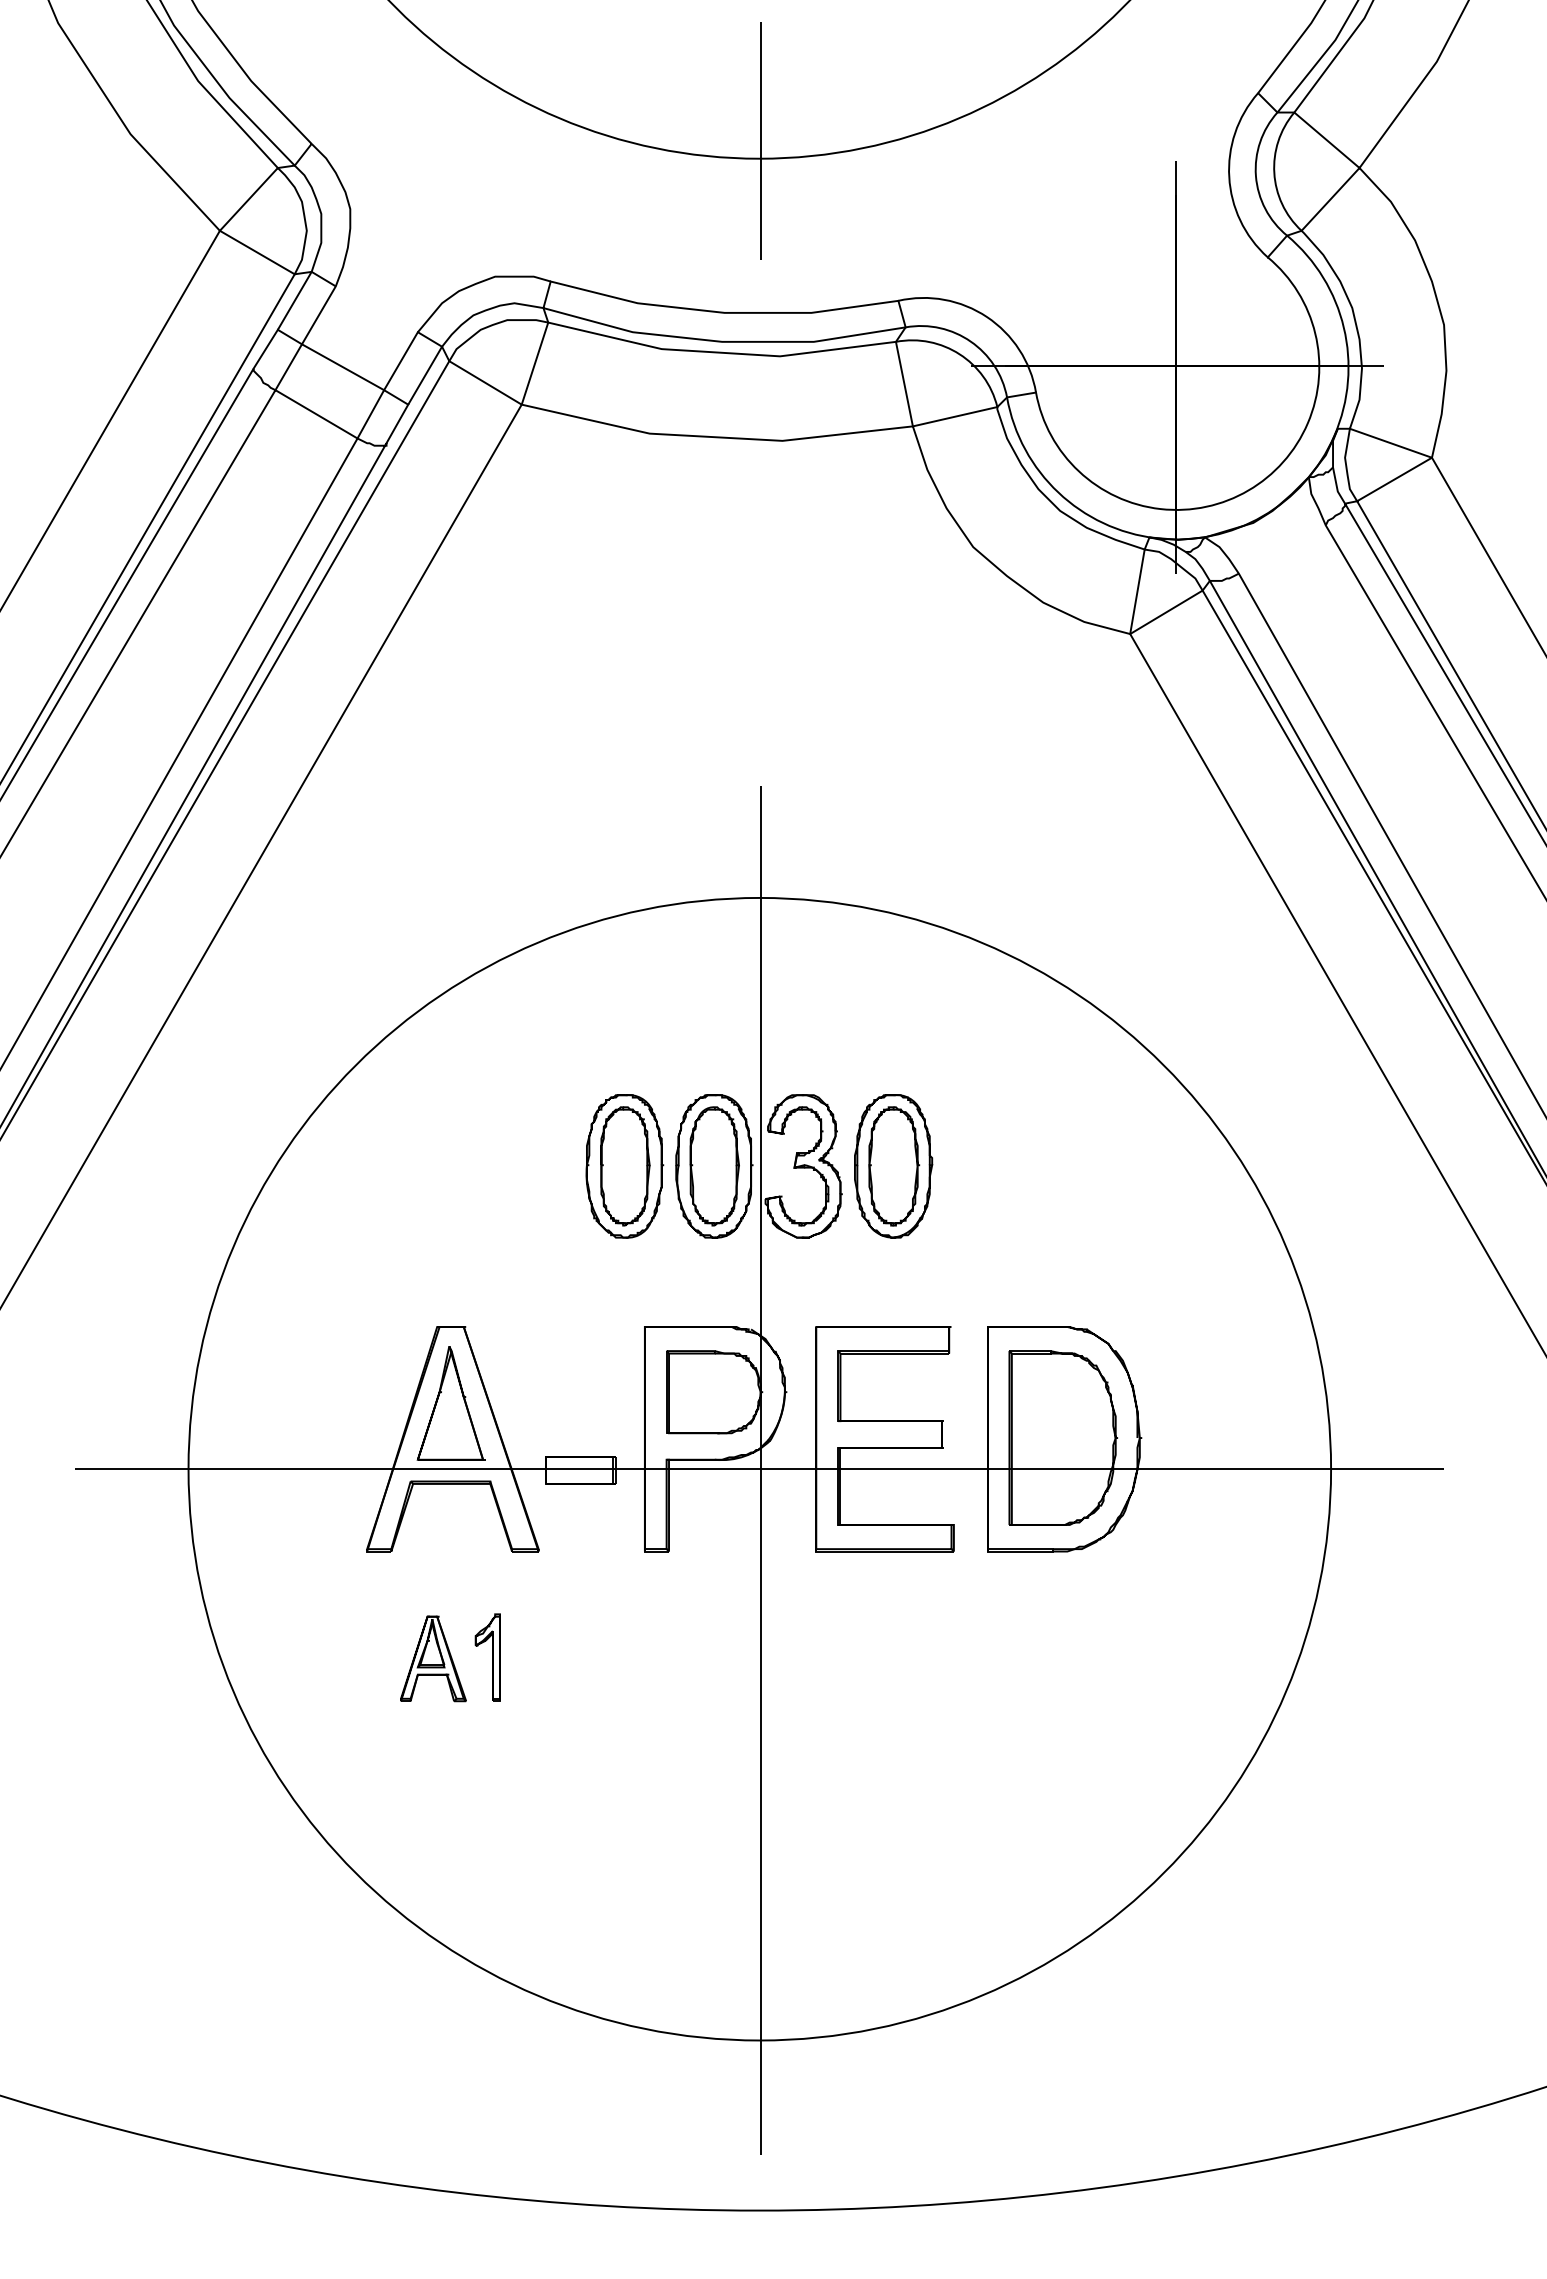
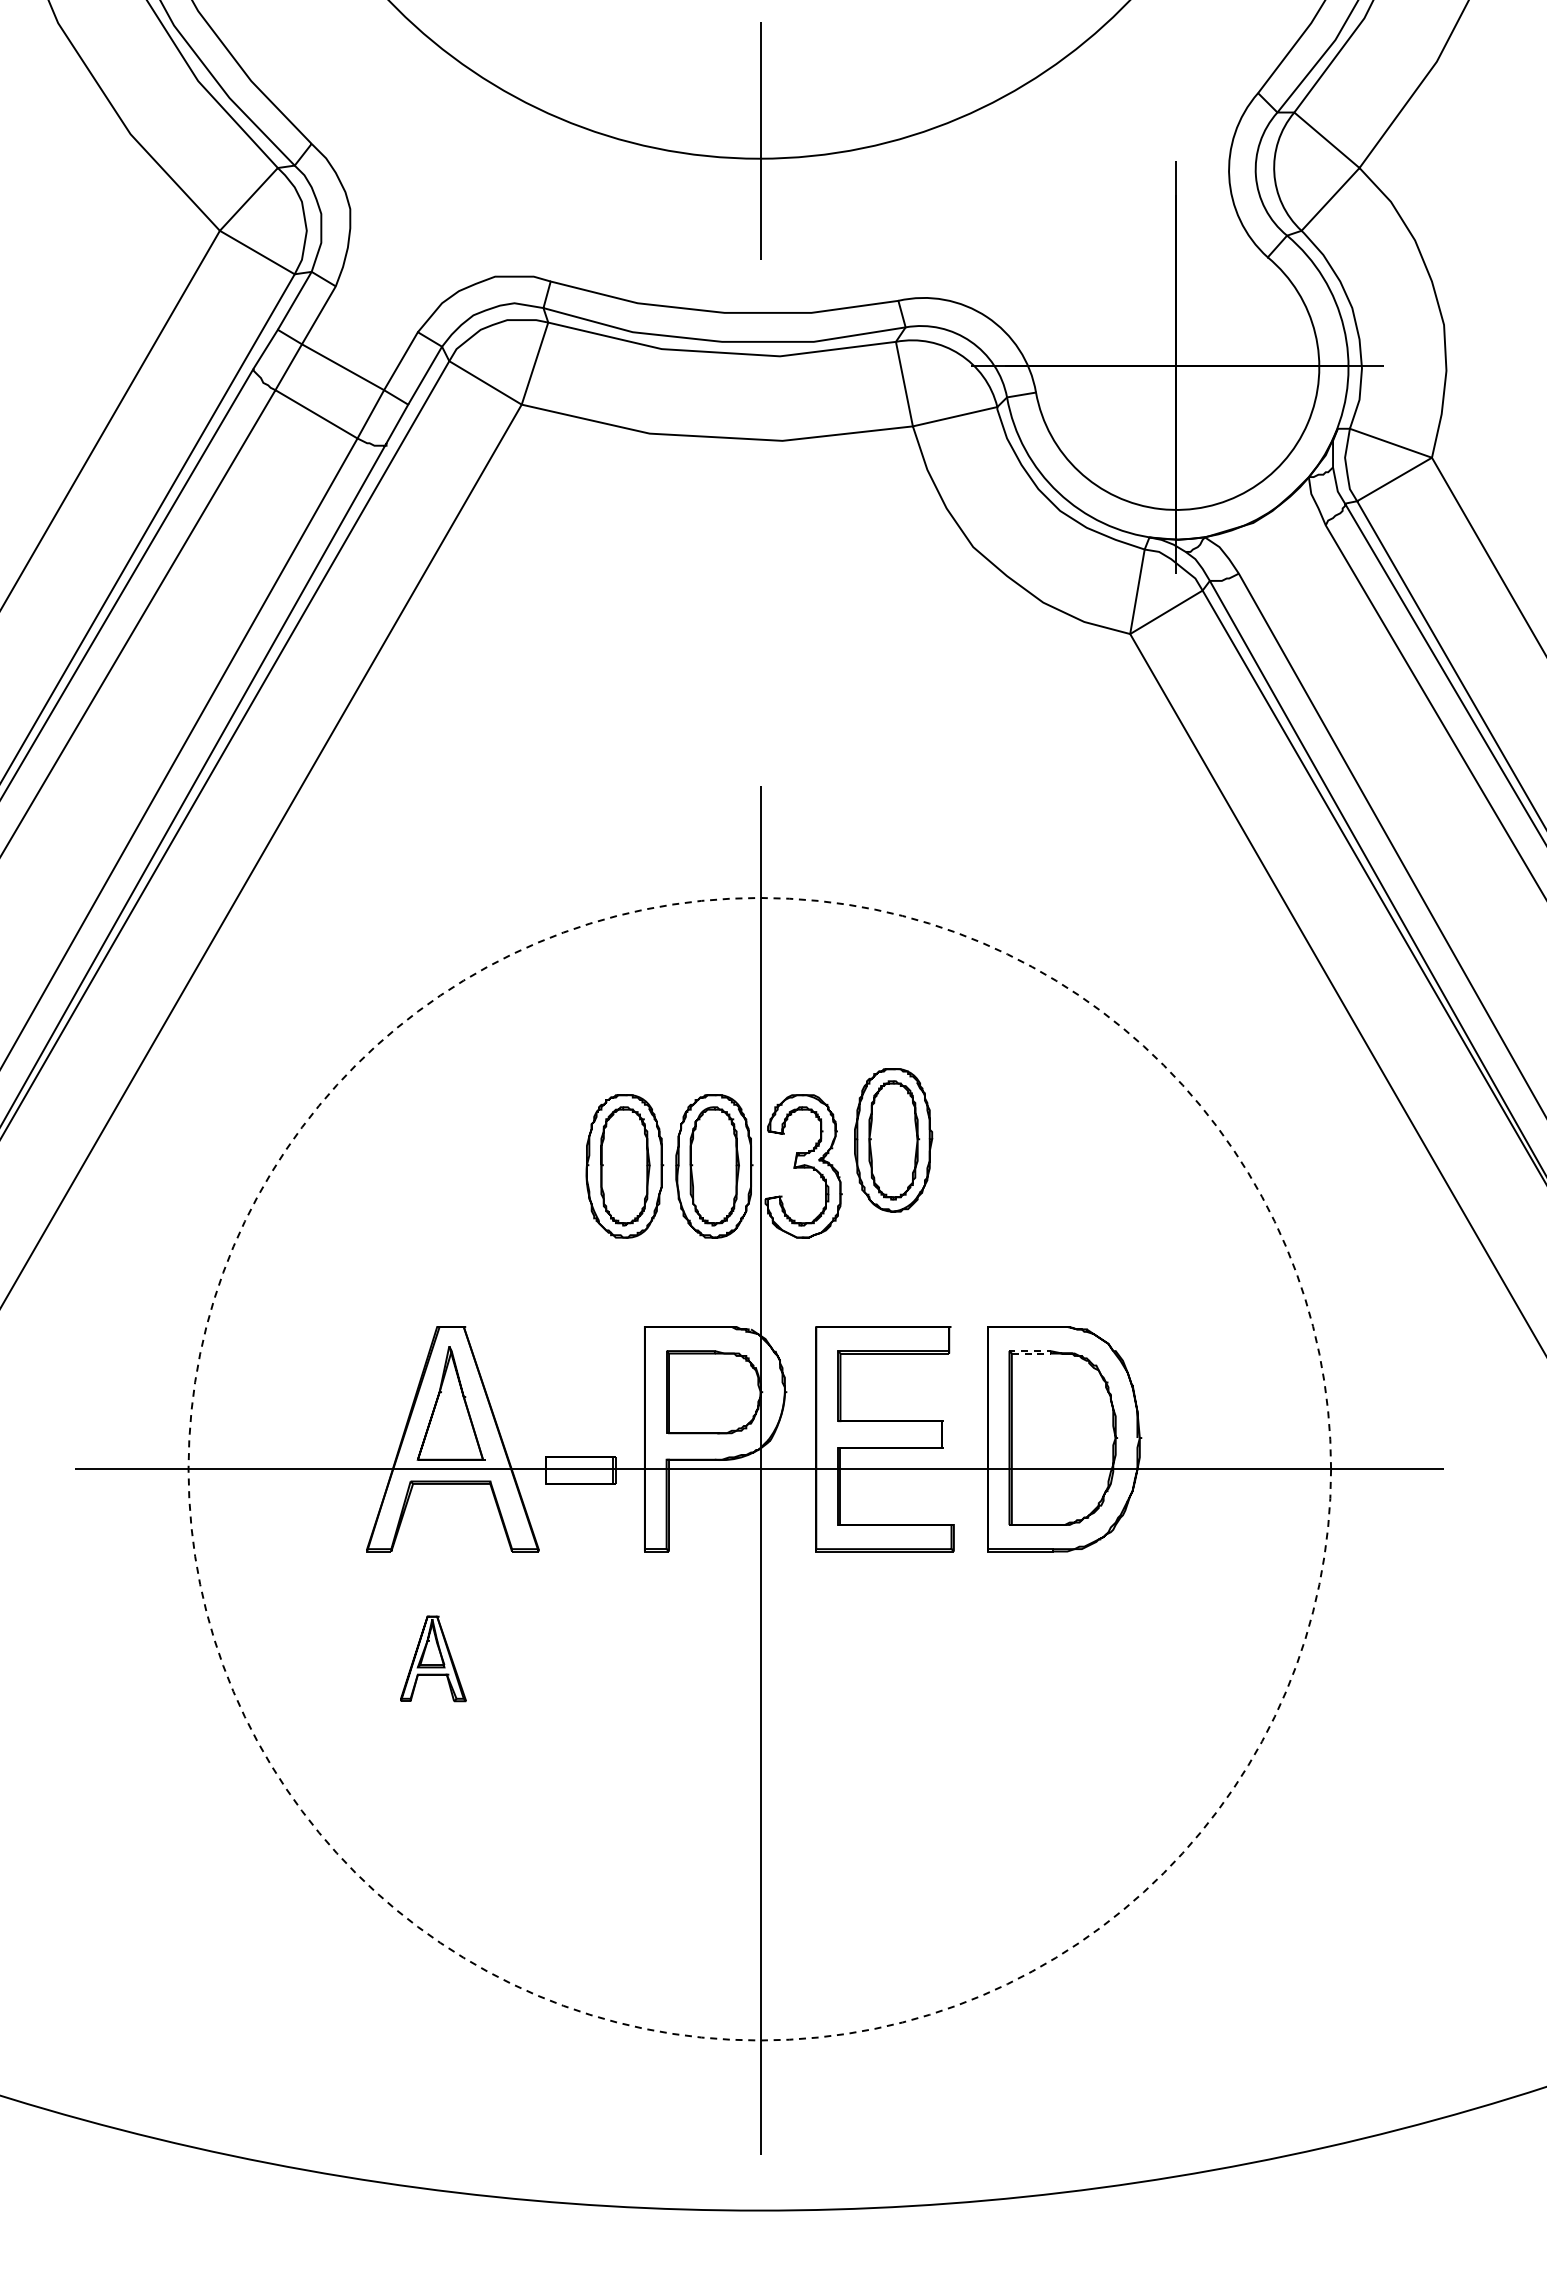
part position: (893, 1166) -> (893, 1140) (893, 1140)
line: solid -> dashed (1050, 1351)
circle: solid -> dashed (759, 1468)
part: present -> none (487, 1657)
